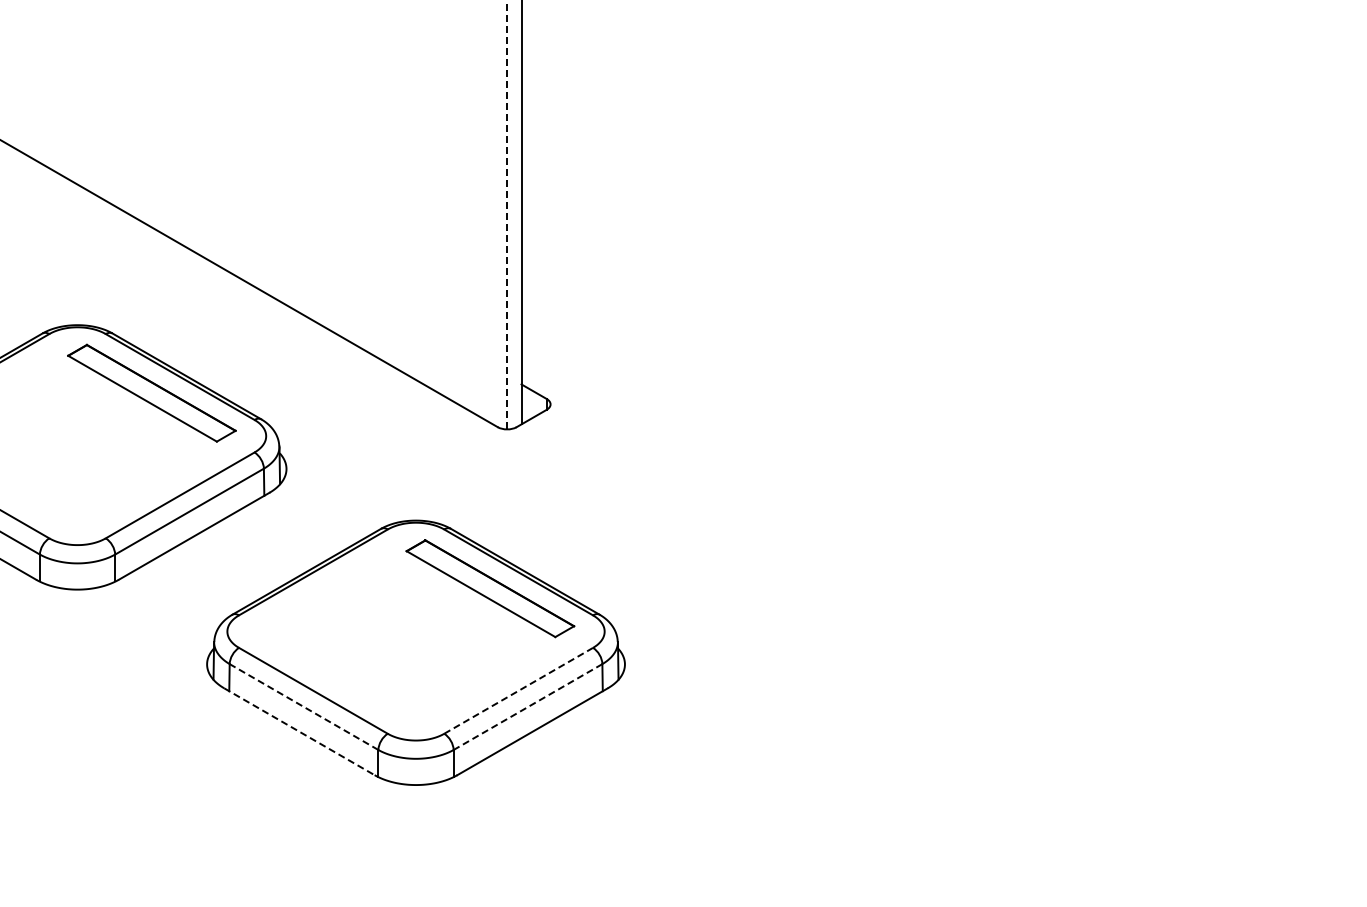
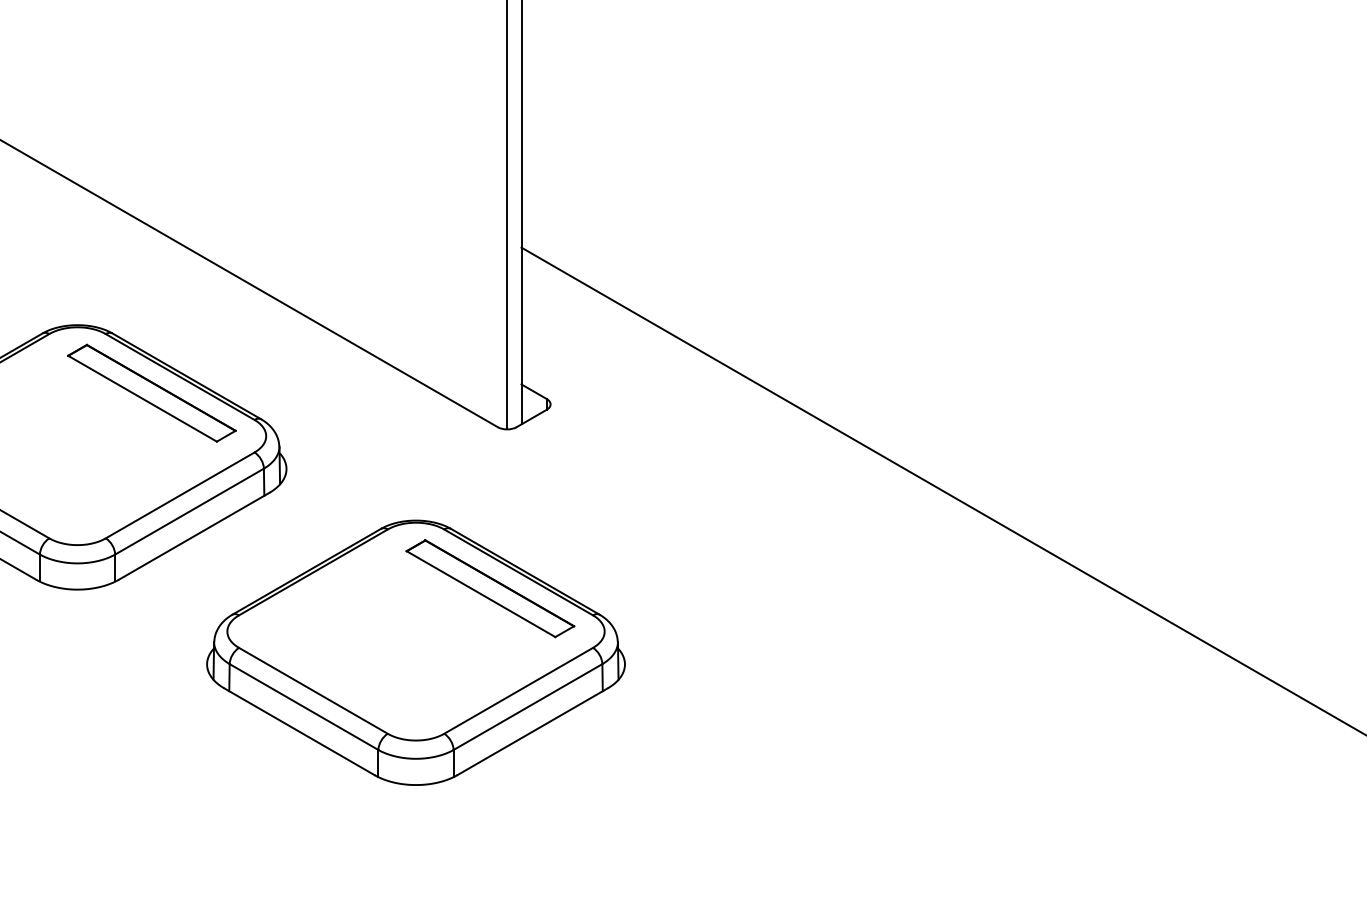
line: dashed -> solid (507, 214)
line: none -> present (942, 490)
line: dashed -> solid (518, 690)
line: dashed -> solid (304, 707)
line: dashed -> solid (528, 707)
line: dashed -> solid (299, 731)
